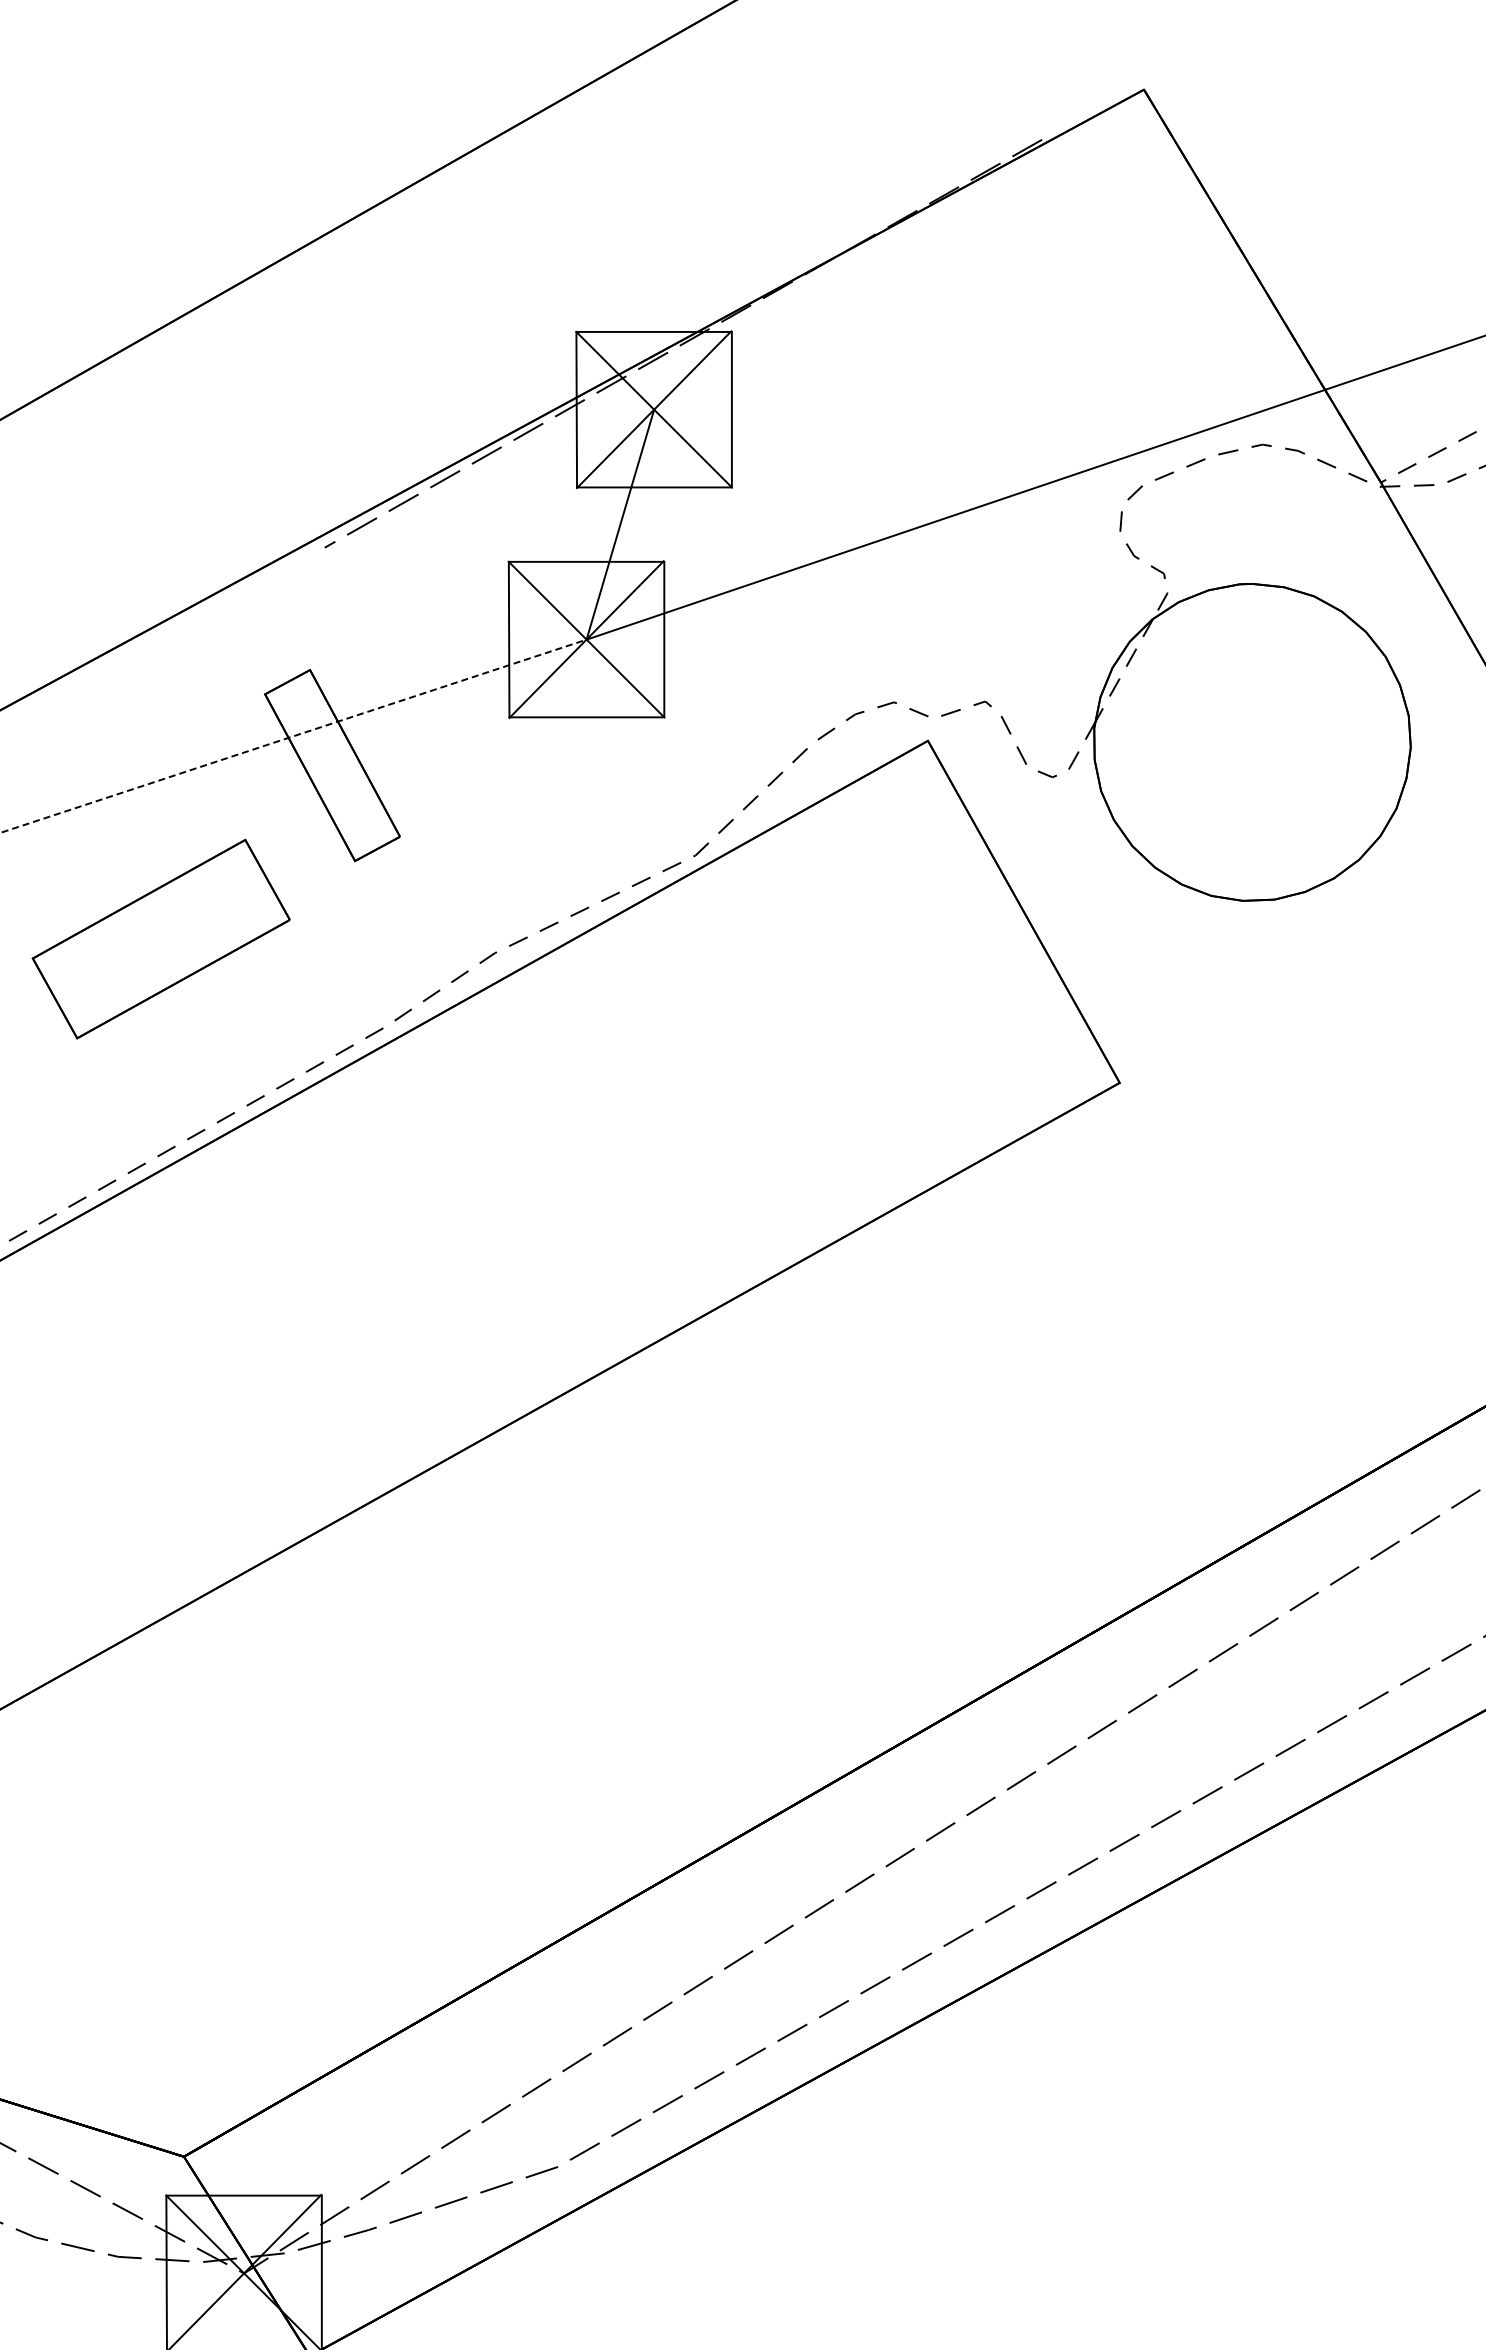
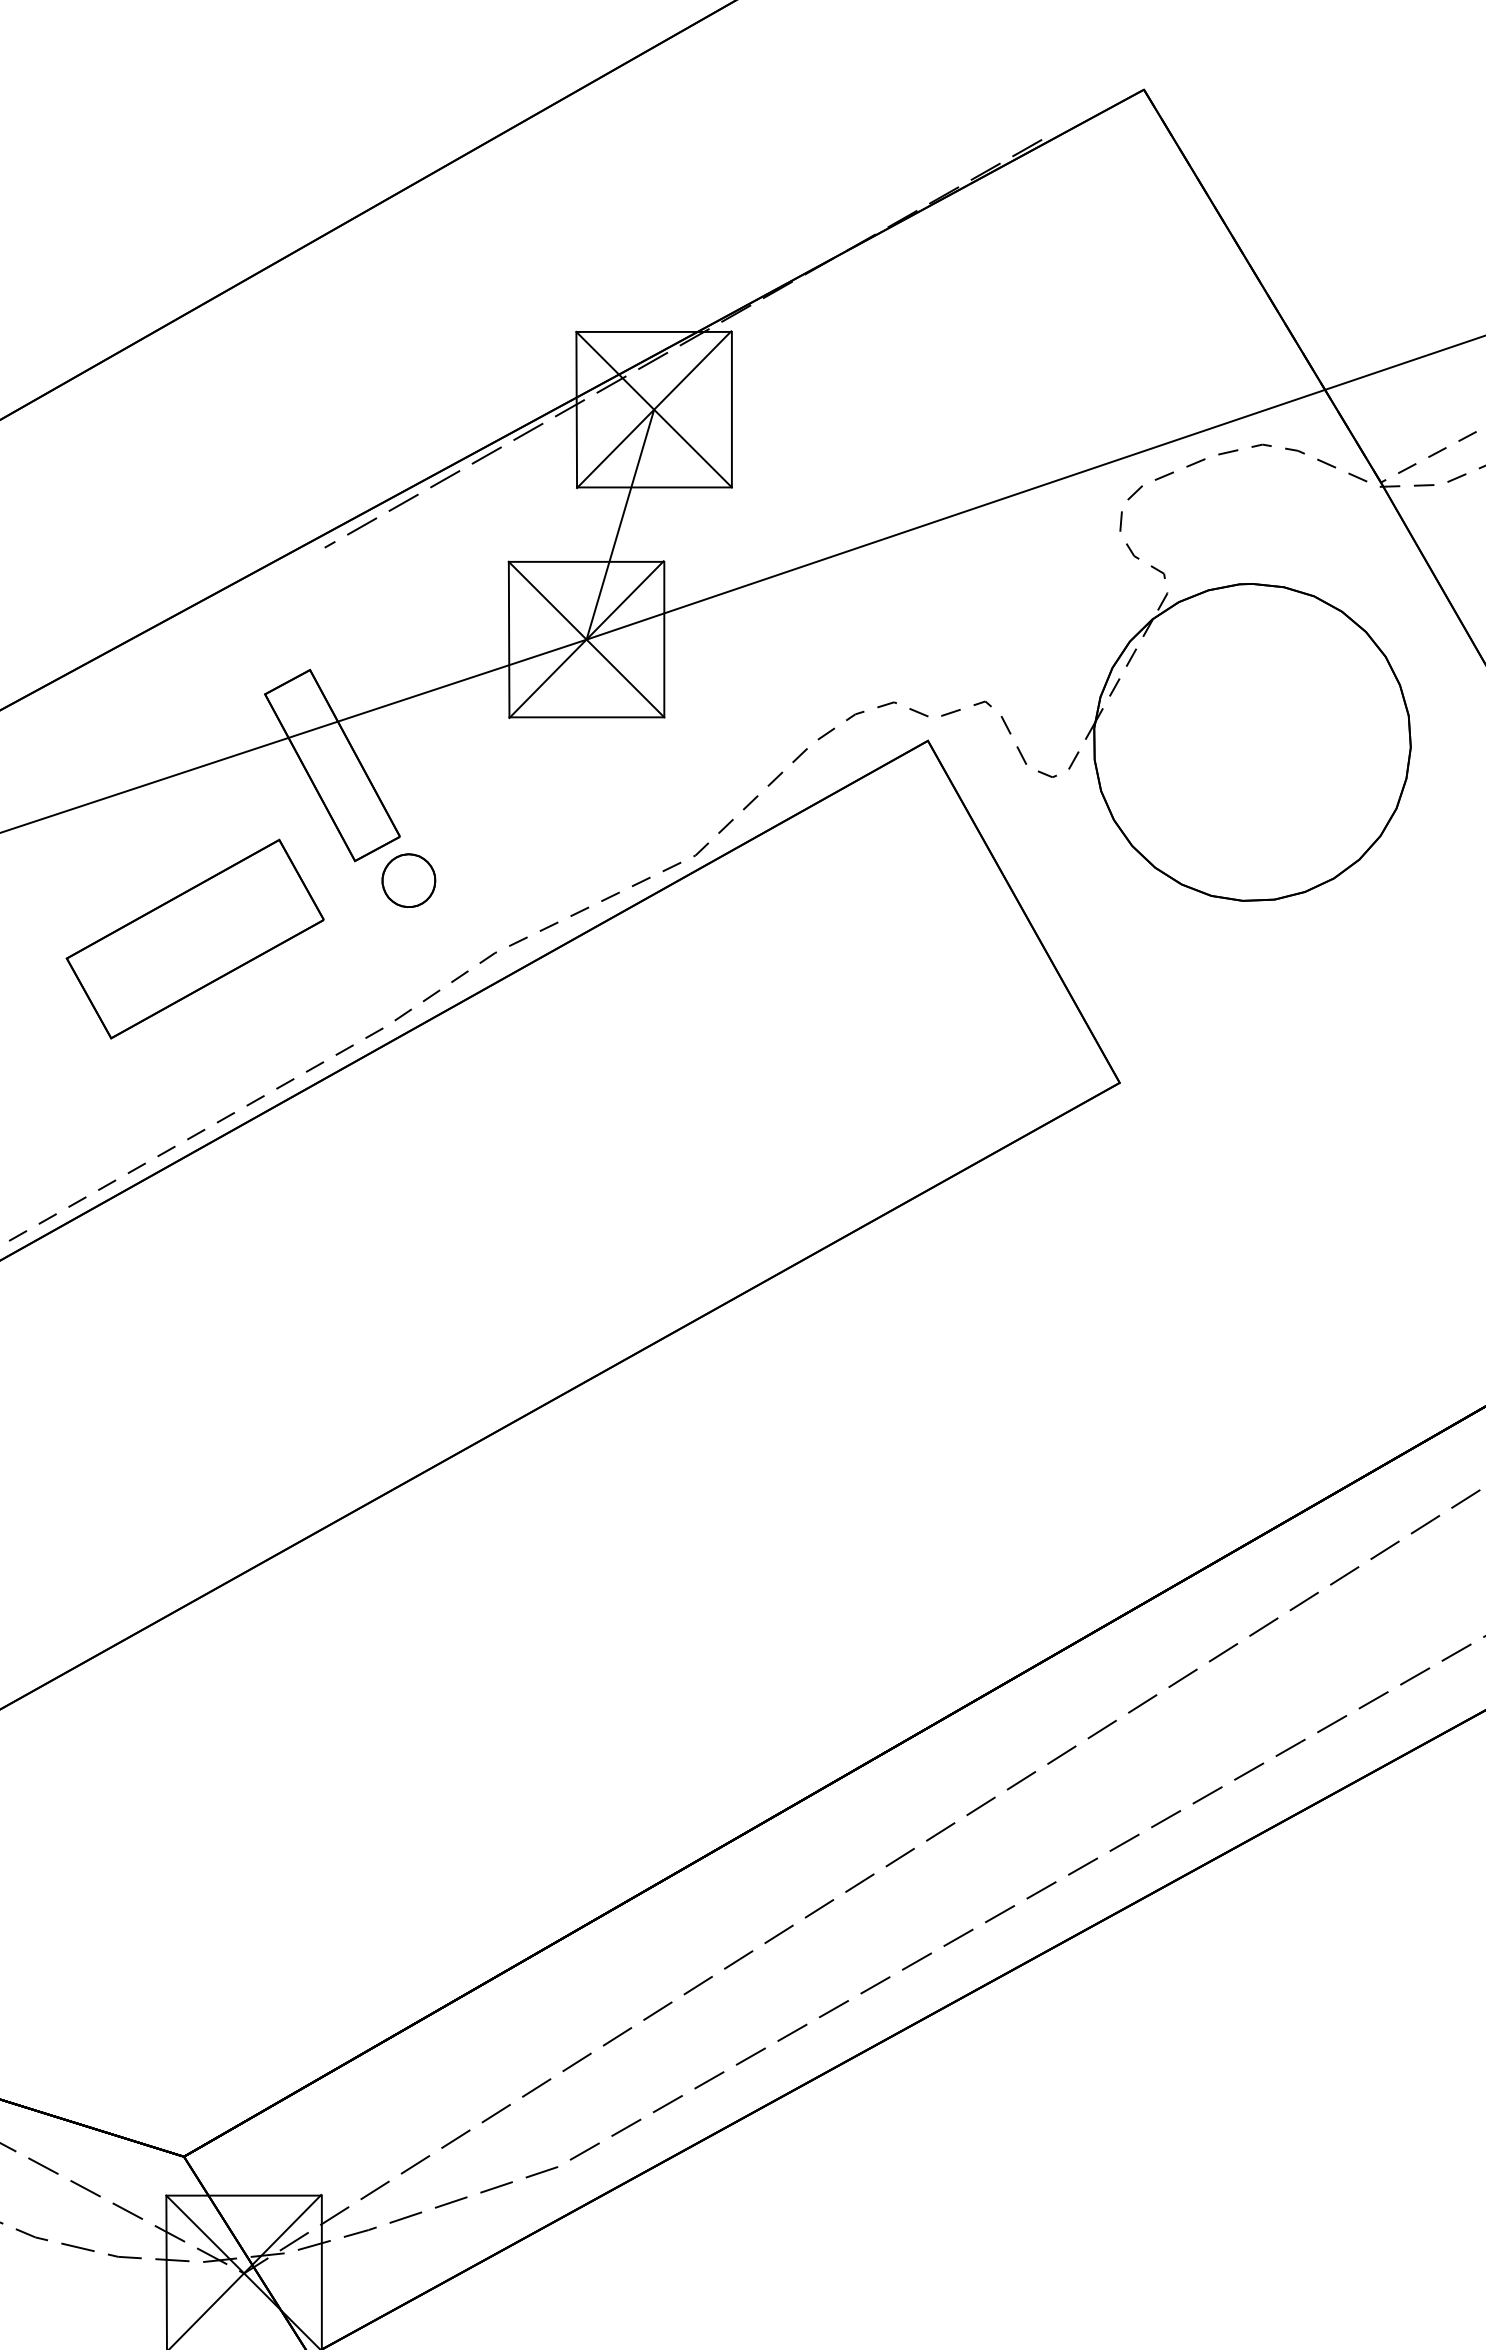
line: dashed -> solid (294, 736)
part: none -> present (408, 880)
part position: (160, 938) -> (194, 938) (194, 938)
